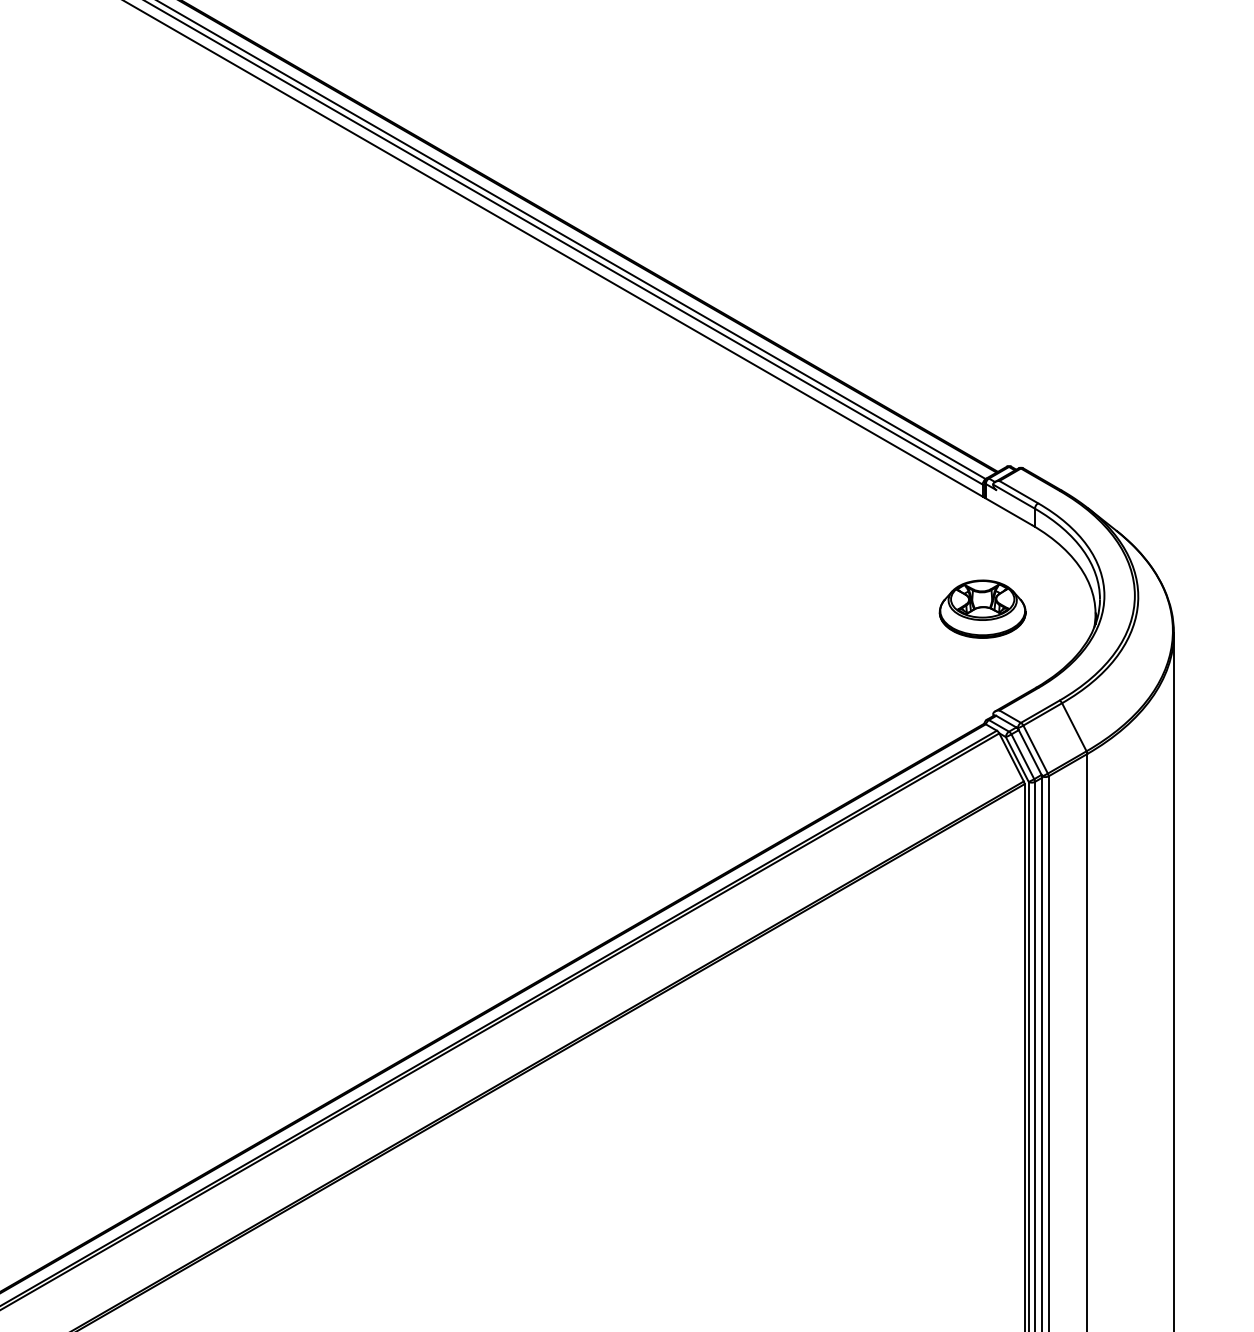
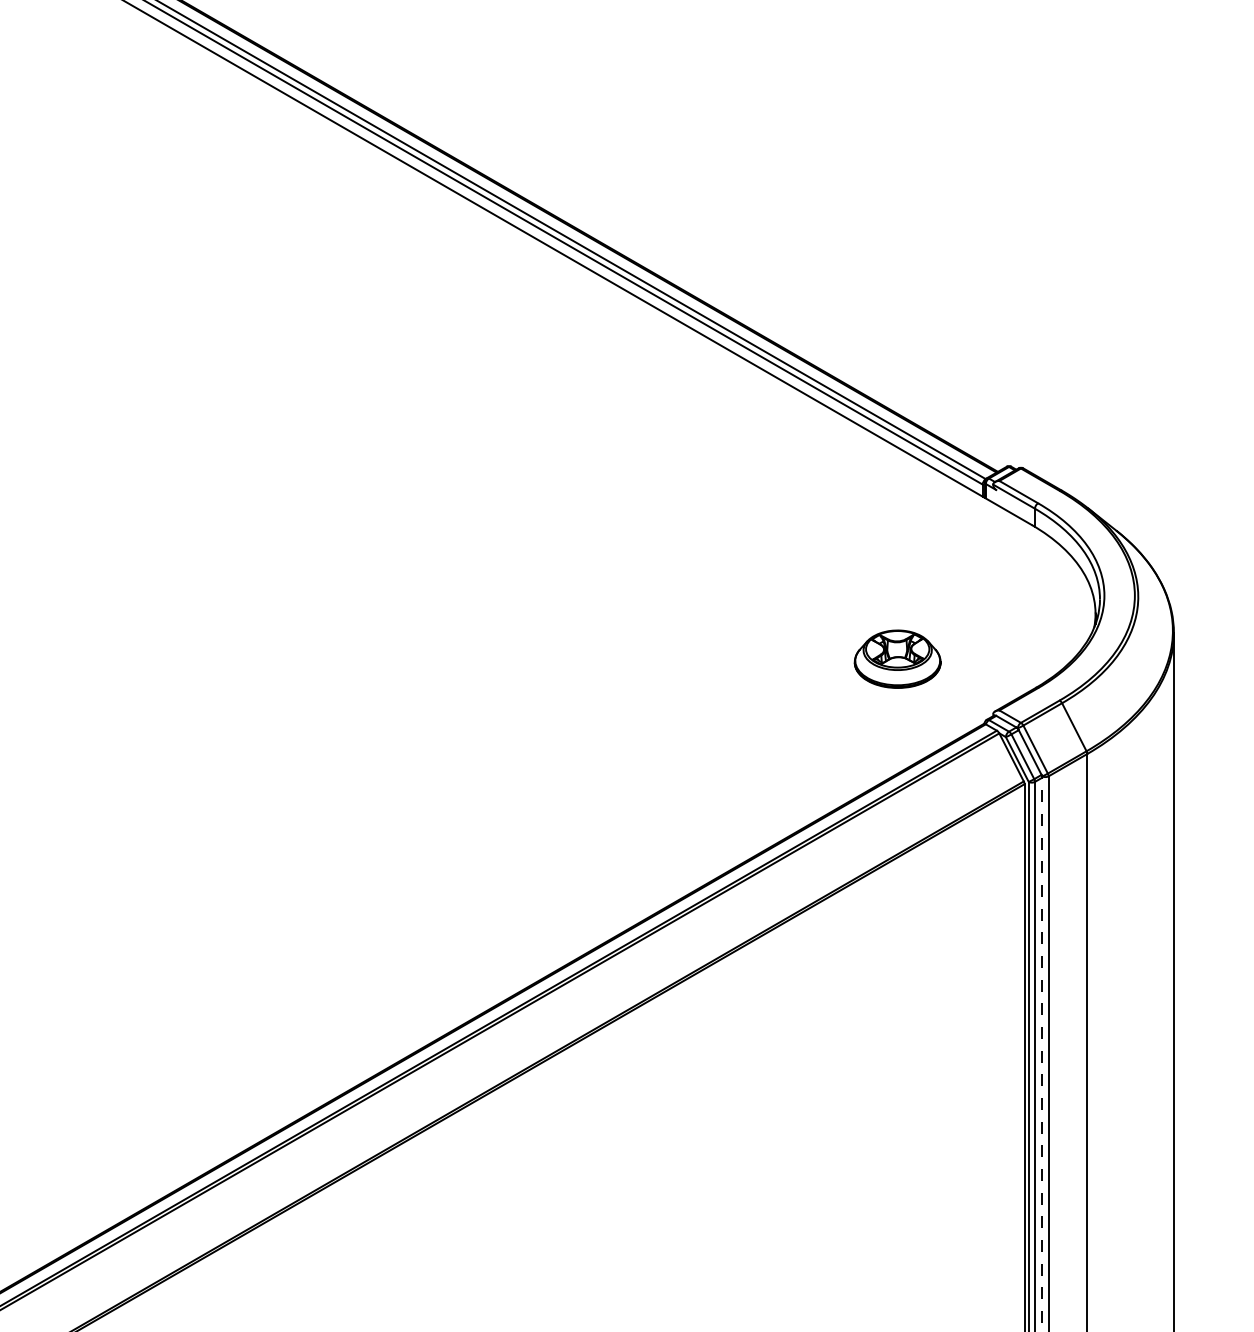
part position: (982, 608) -> (897, 658) (897, 658)
line: solid -> dashed (1042, 1054)
